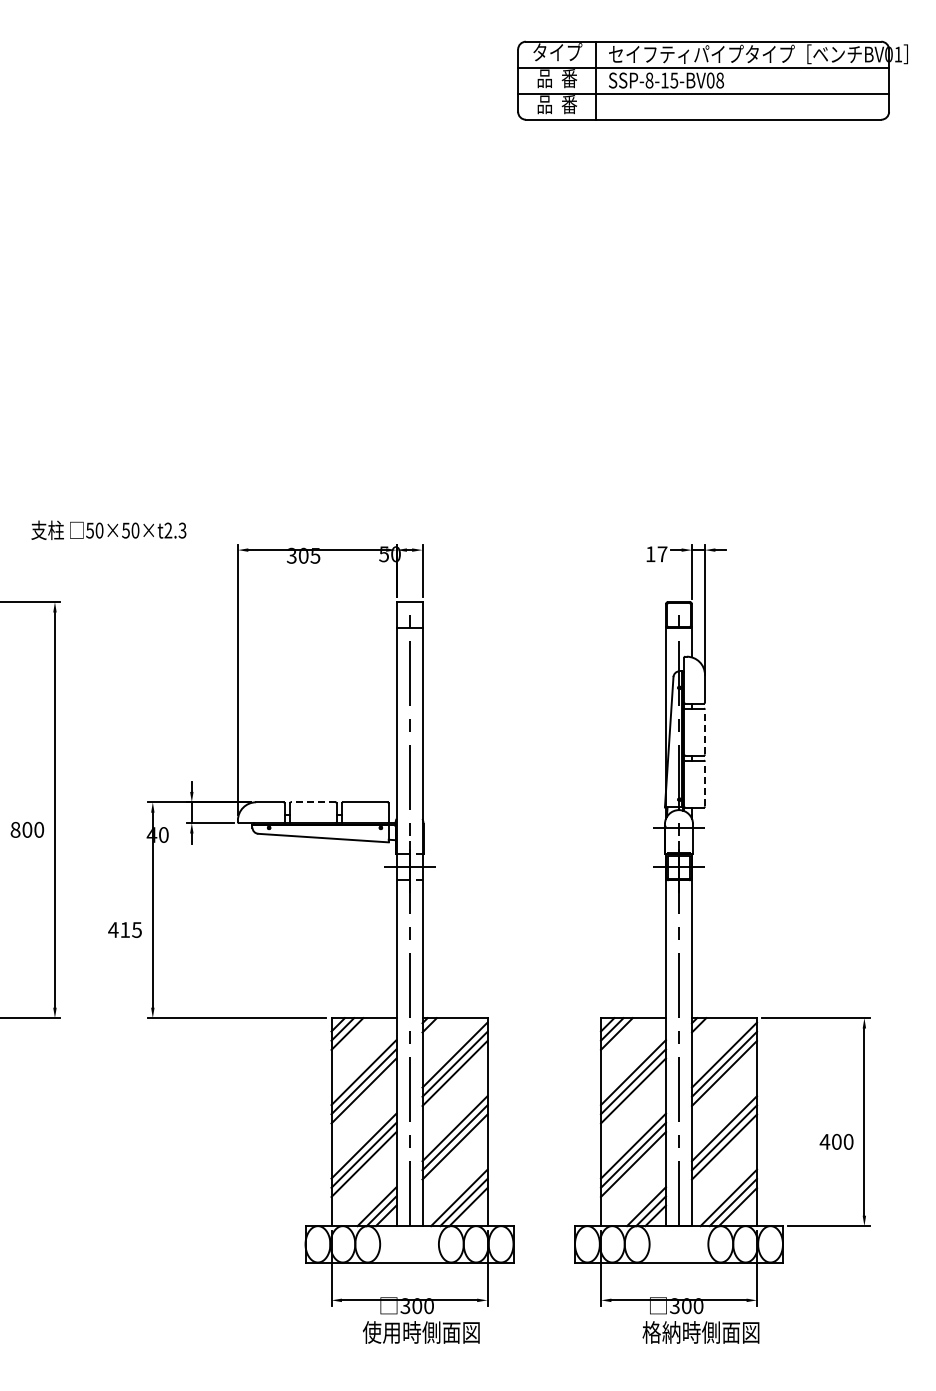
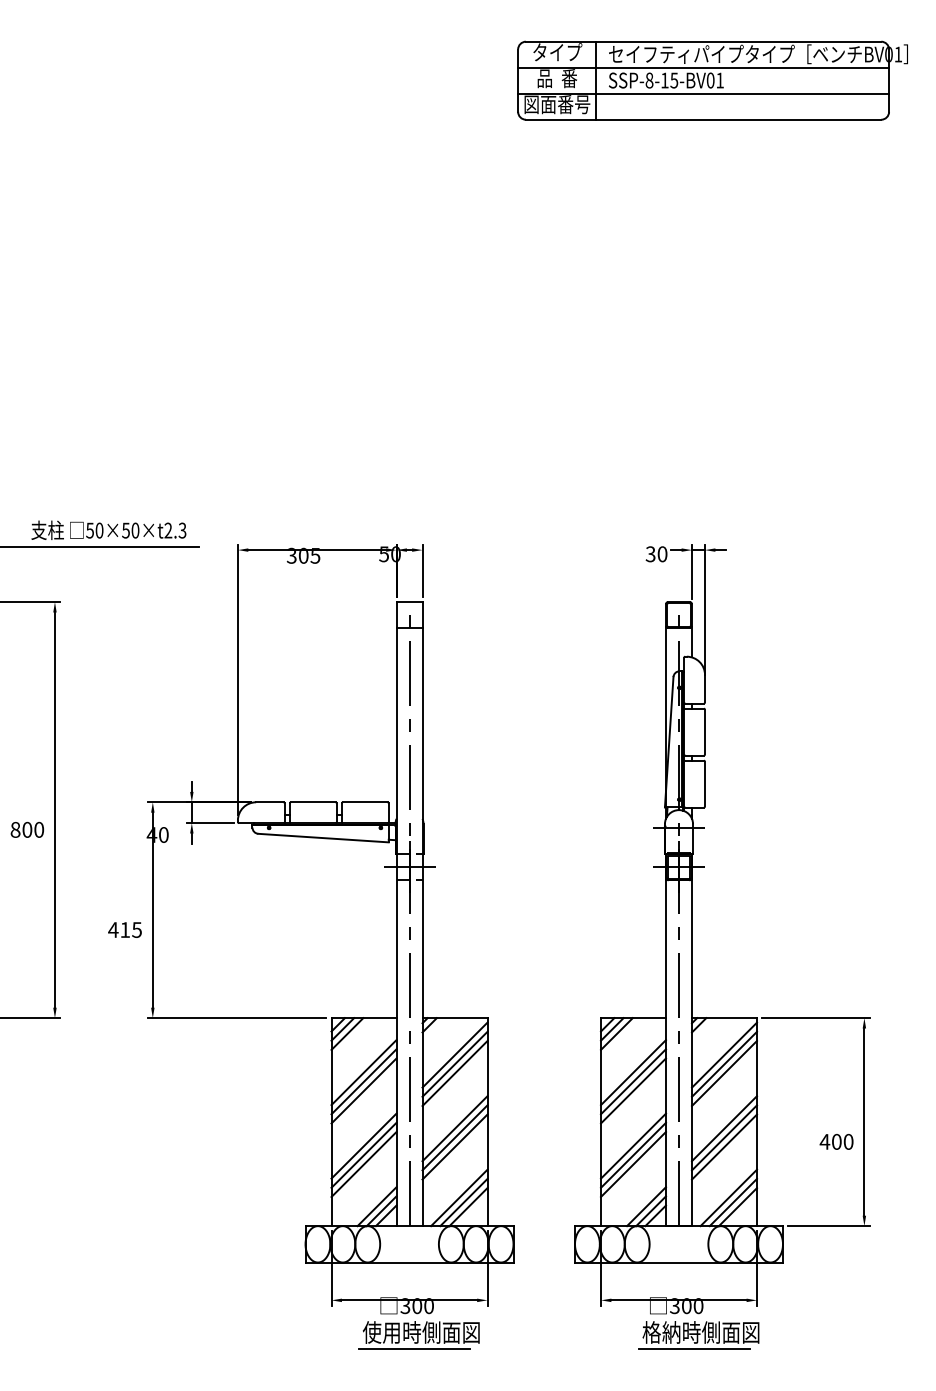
text: SSP-8-15-BV08 -> SSP-8-15-BV01 (720, 80)
text: 品  番 -> 図面番号 (557, 104)
line: none -> present (100, 547)
text: 17 -> 30 (656, 554)
line: dashed -> solid (705, 731)
line: dashed -> solid (705, 783)
line: dashed -> solid (312, 802)
line: none -> present (414, 1349)
line: none -> present (694, 1349)
